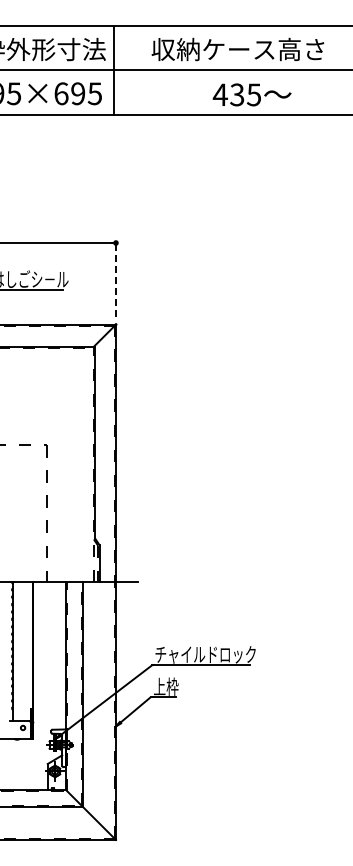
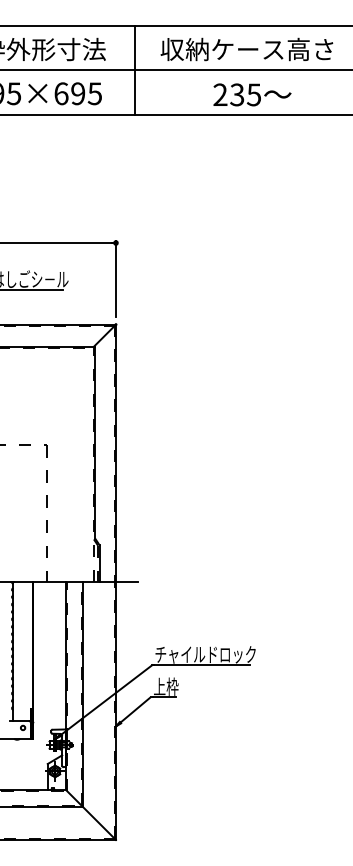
text position: (237, 49) -> (246, 49) (246, 49)
line position: (114, 69) -> (135, 69) (135, 69)
text: 435 -> 235 (219, 94)
line: dashed -> solid (115, 278)
